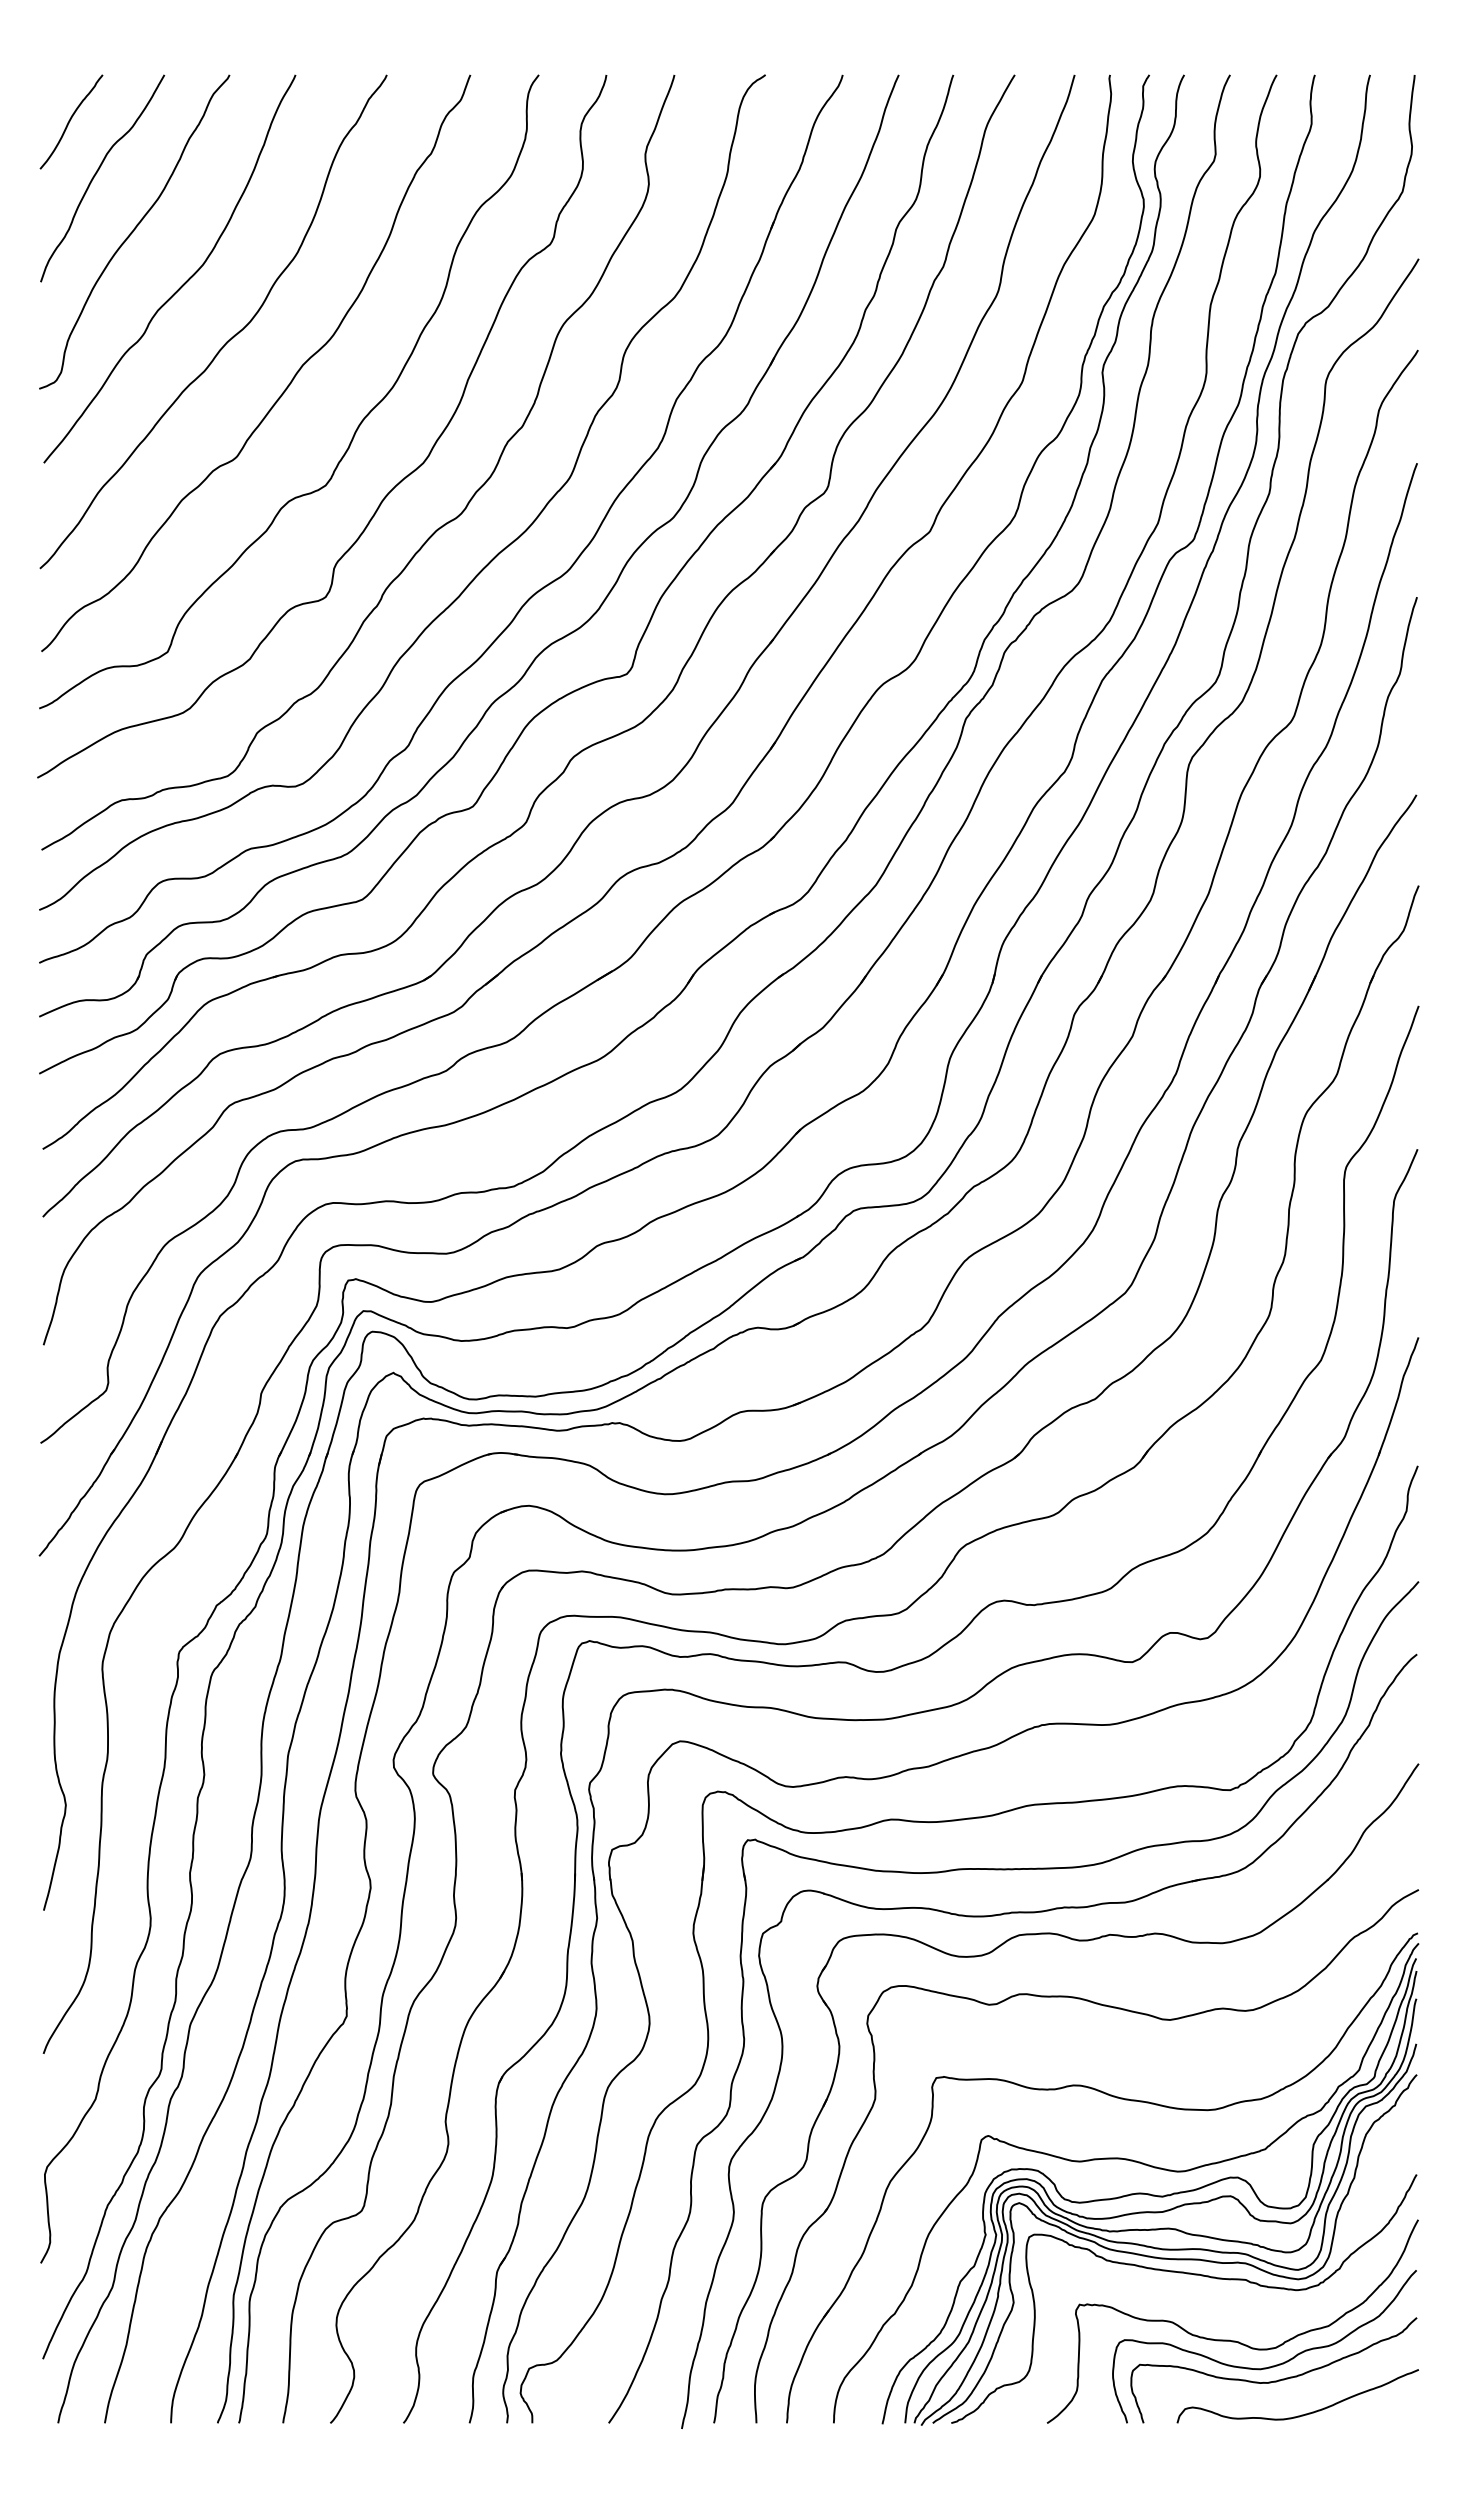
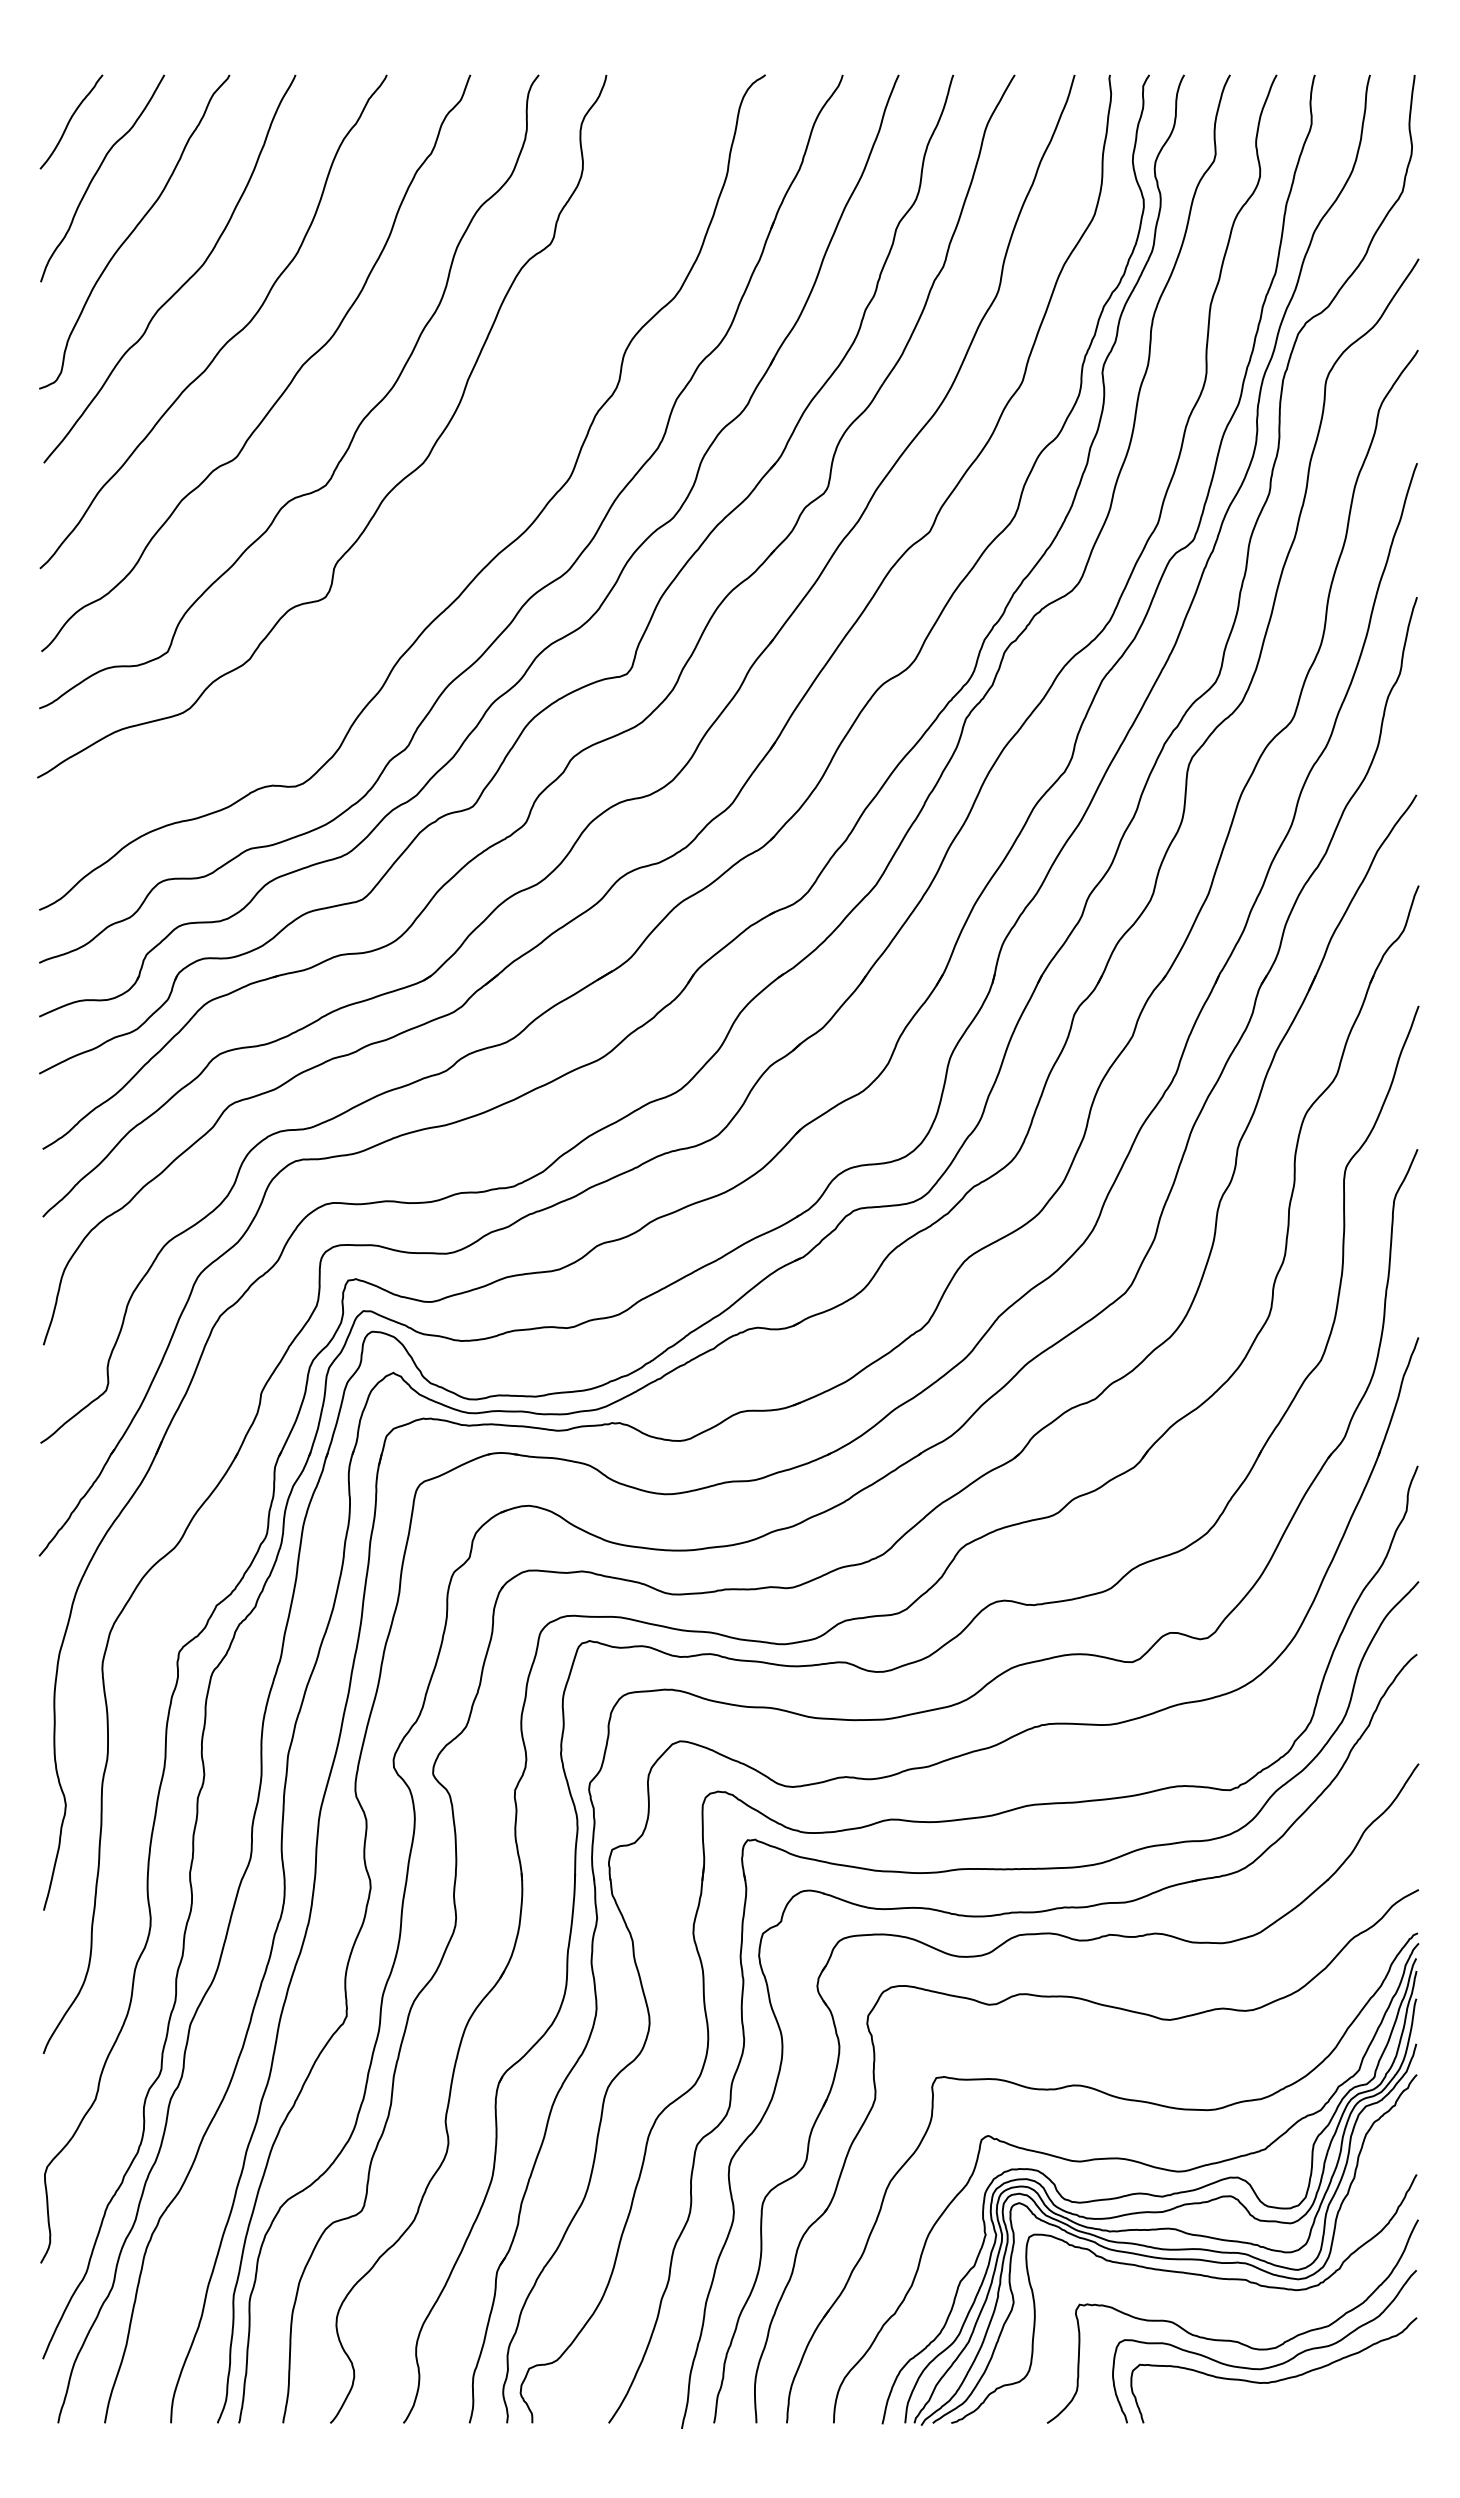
curve: present -> none (431, 534)
curve: present -> none (1301, 2414)
